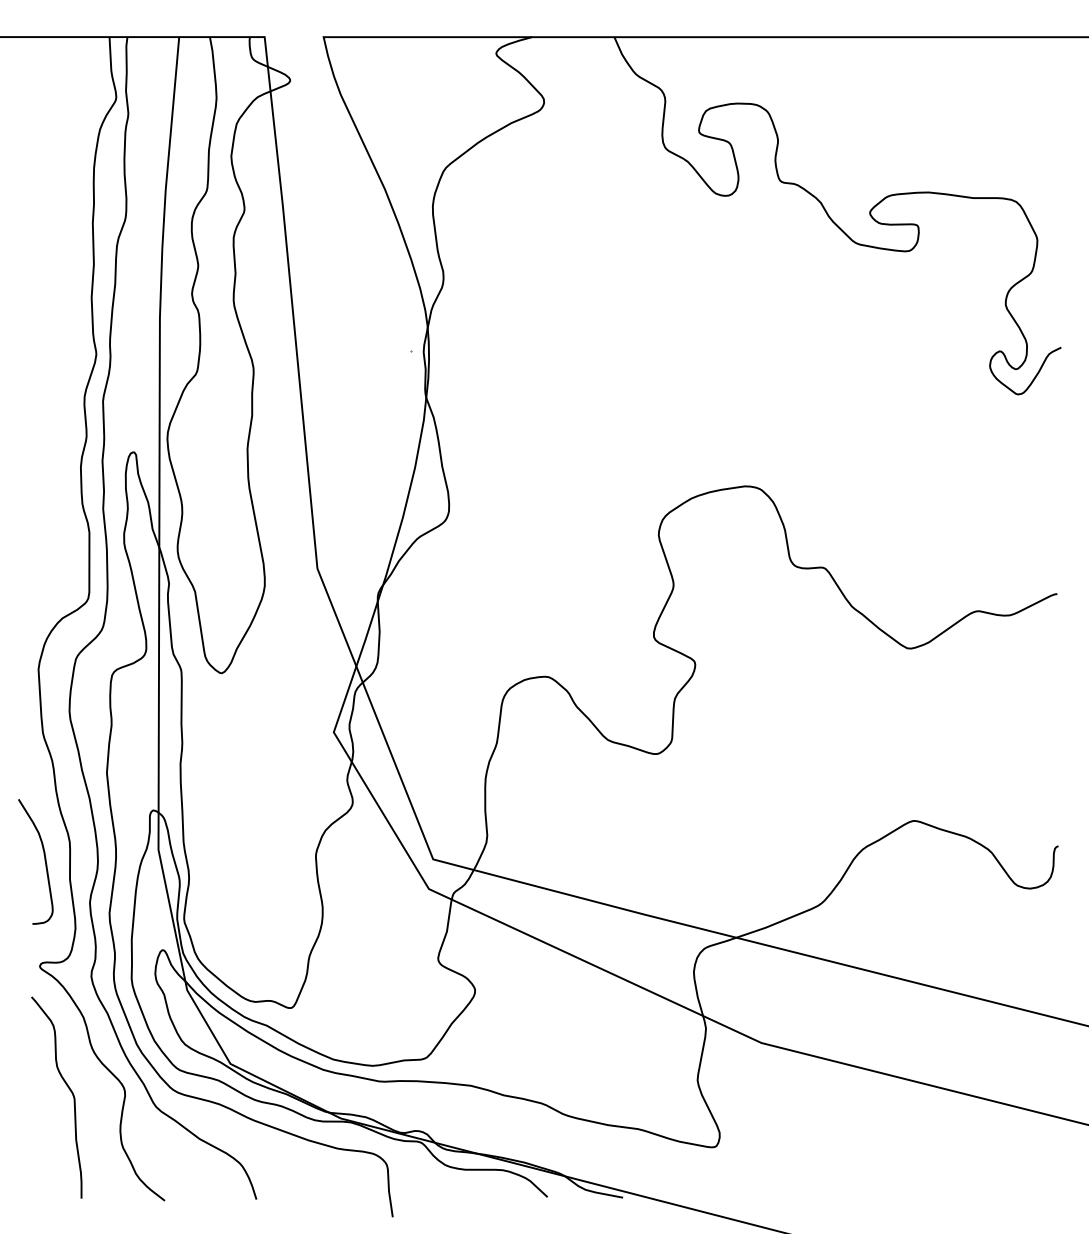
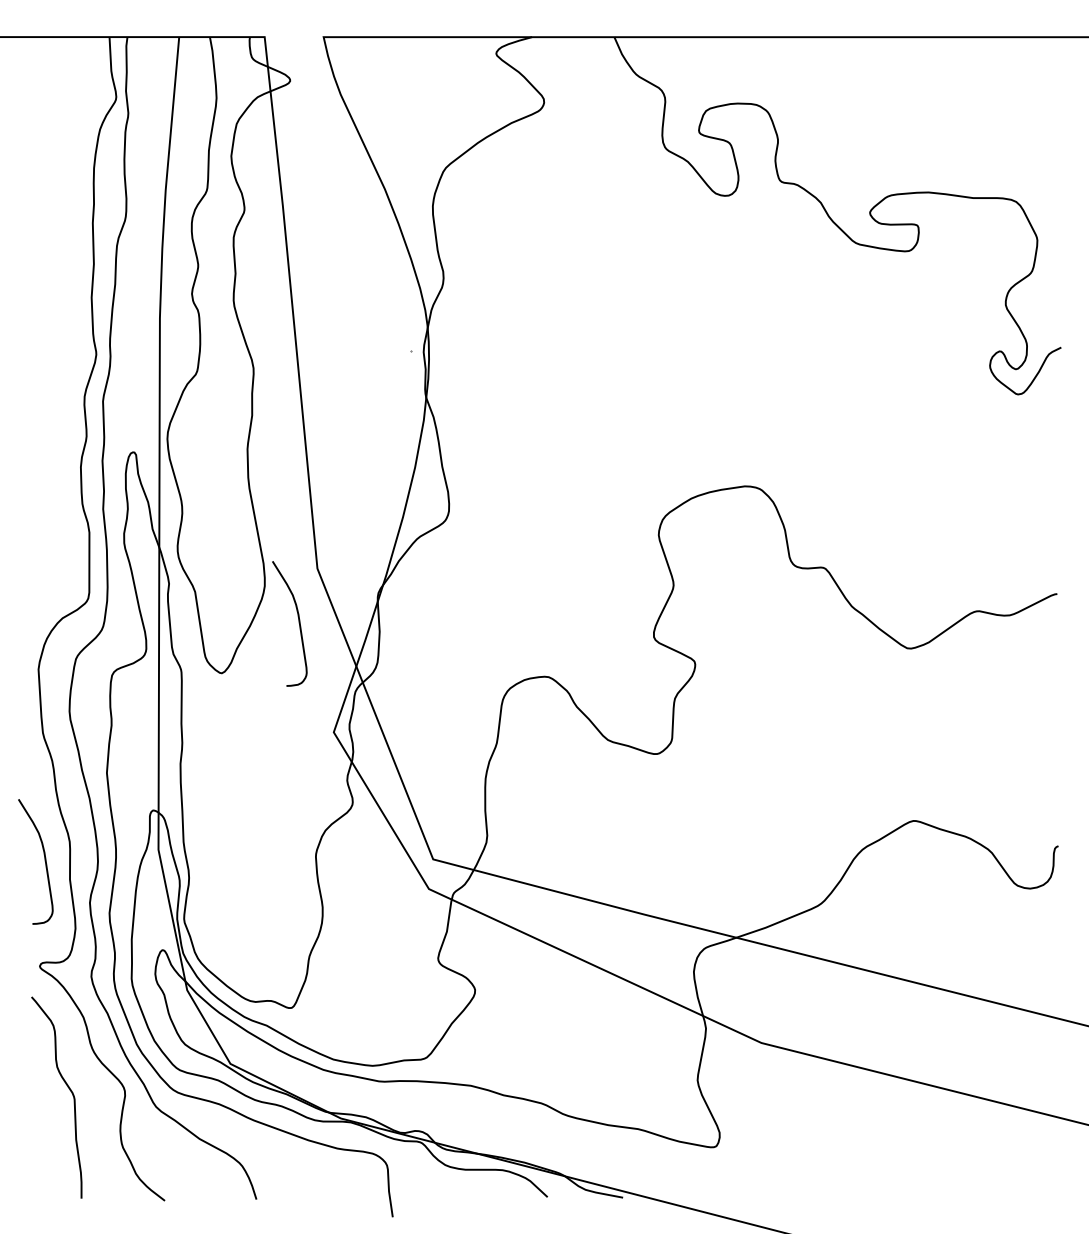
curve: none -> present (298, 623)
